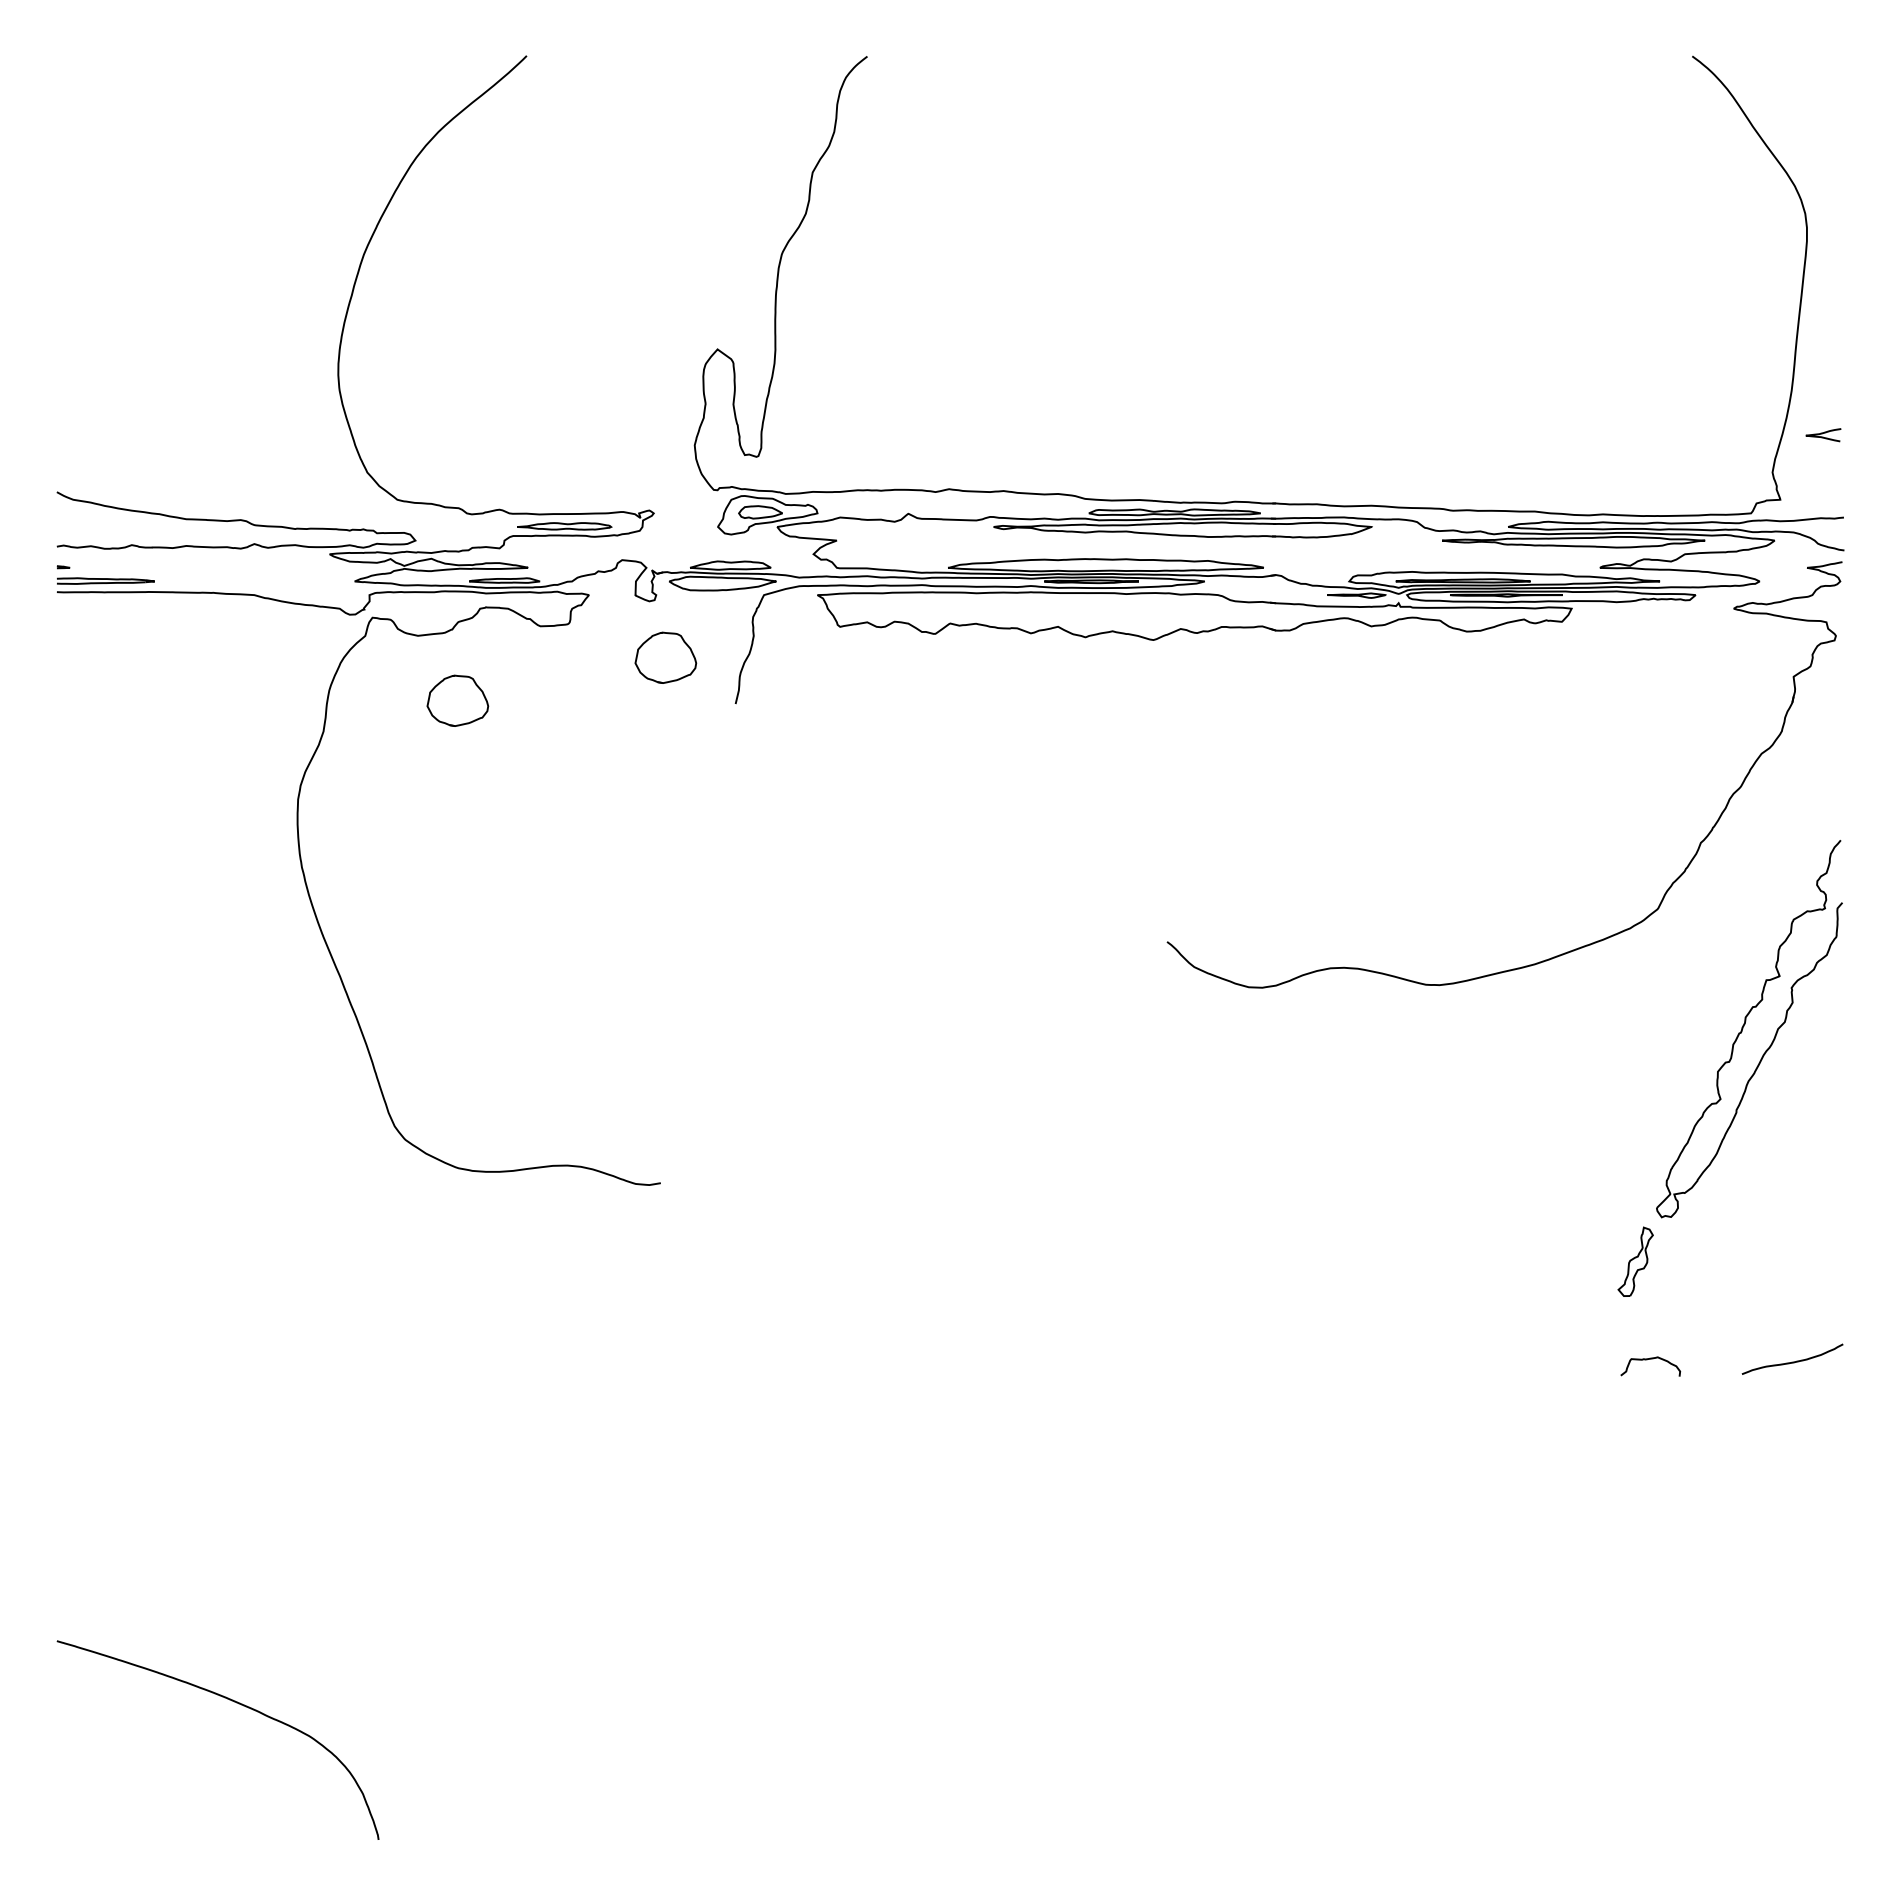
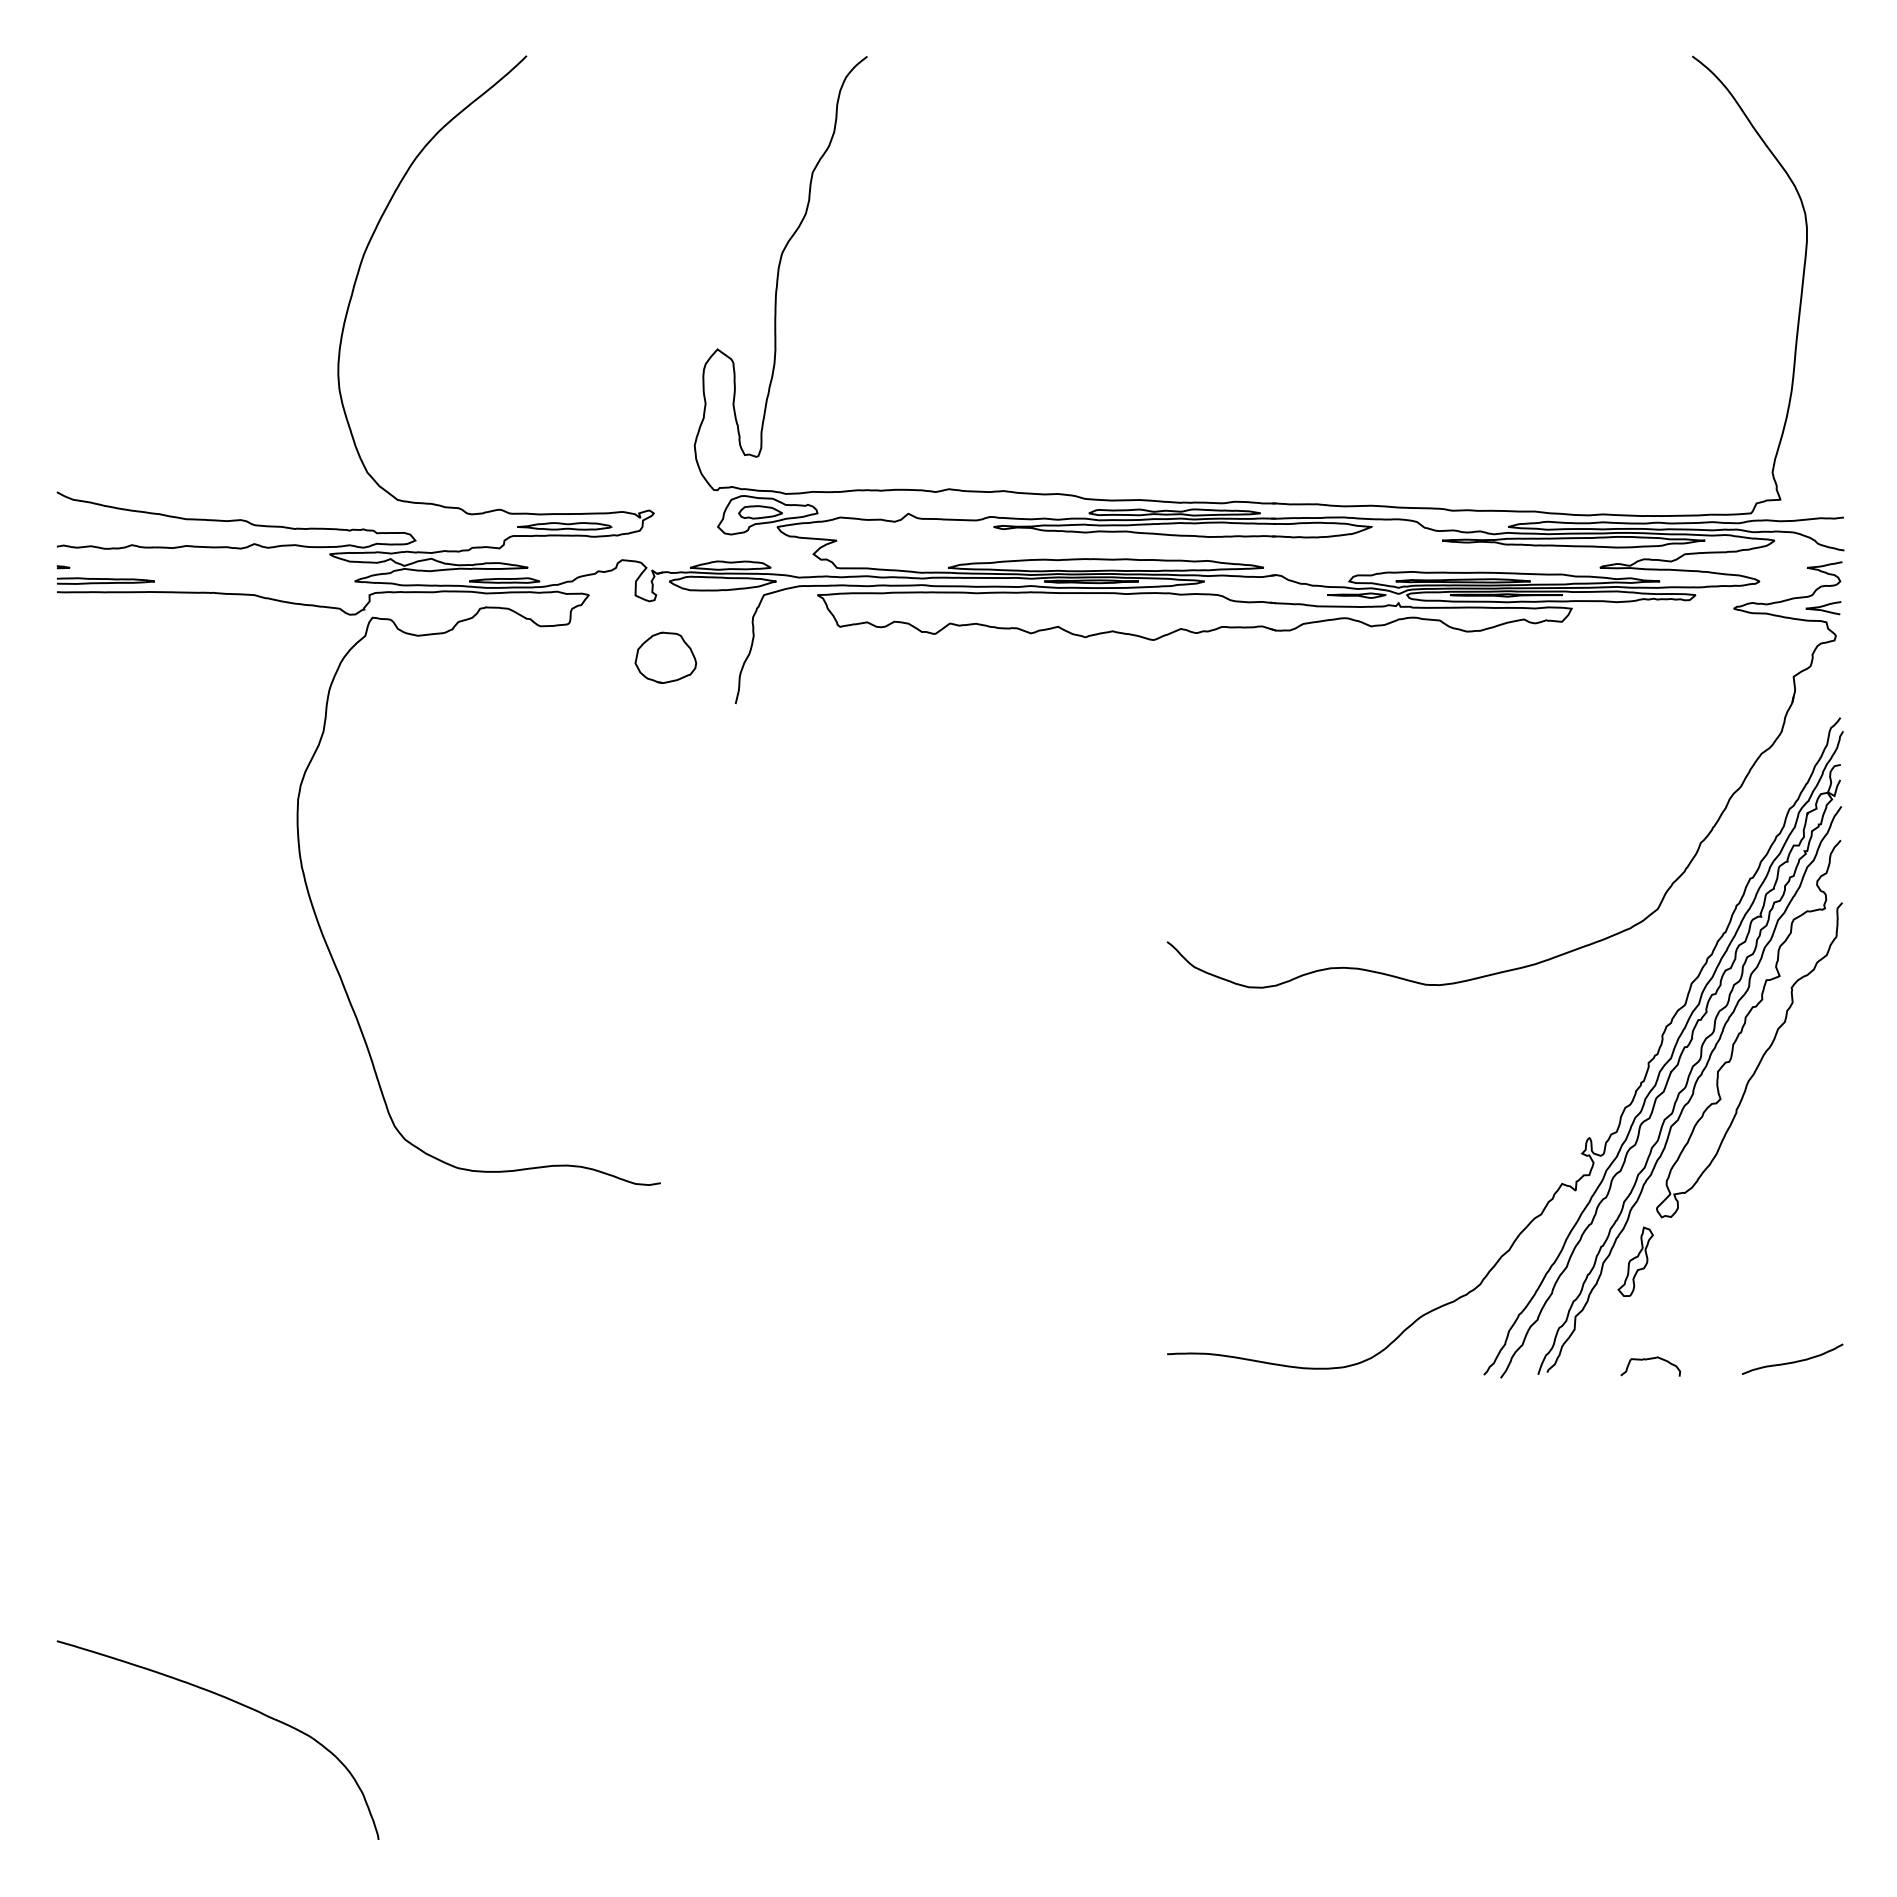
curve position: (1823, 436) -> (1823, 609) (1823, 609)
part: present -> none (457, 700)
part: none -> present (1588, 1137)
